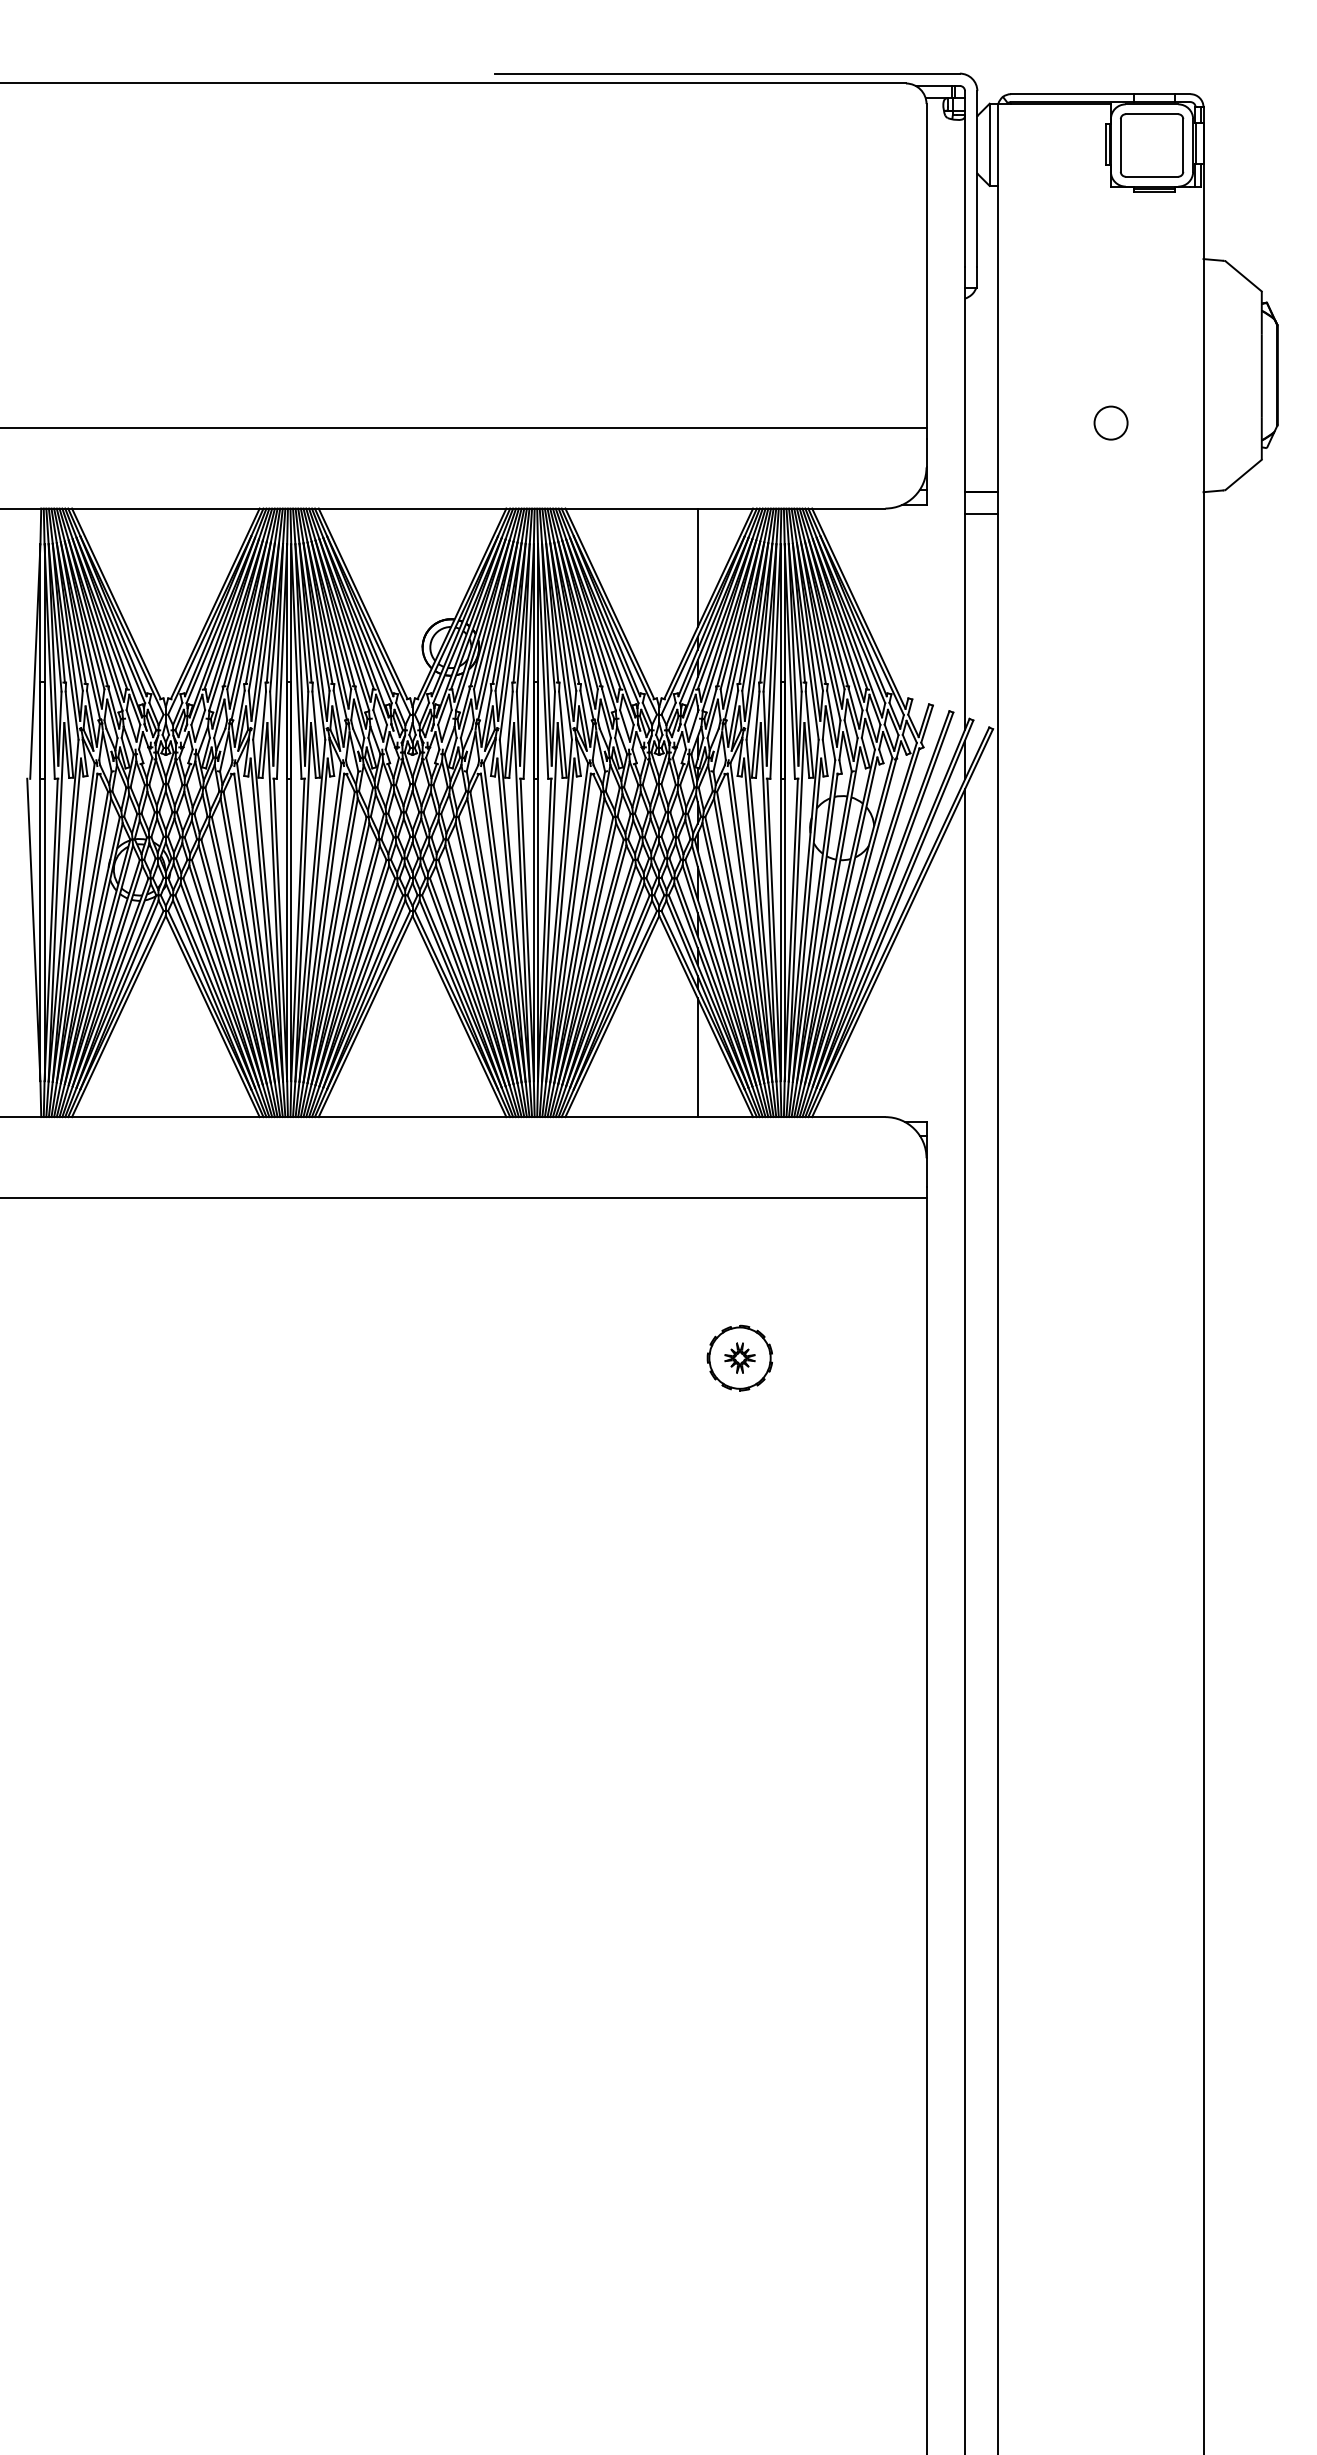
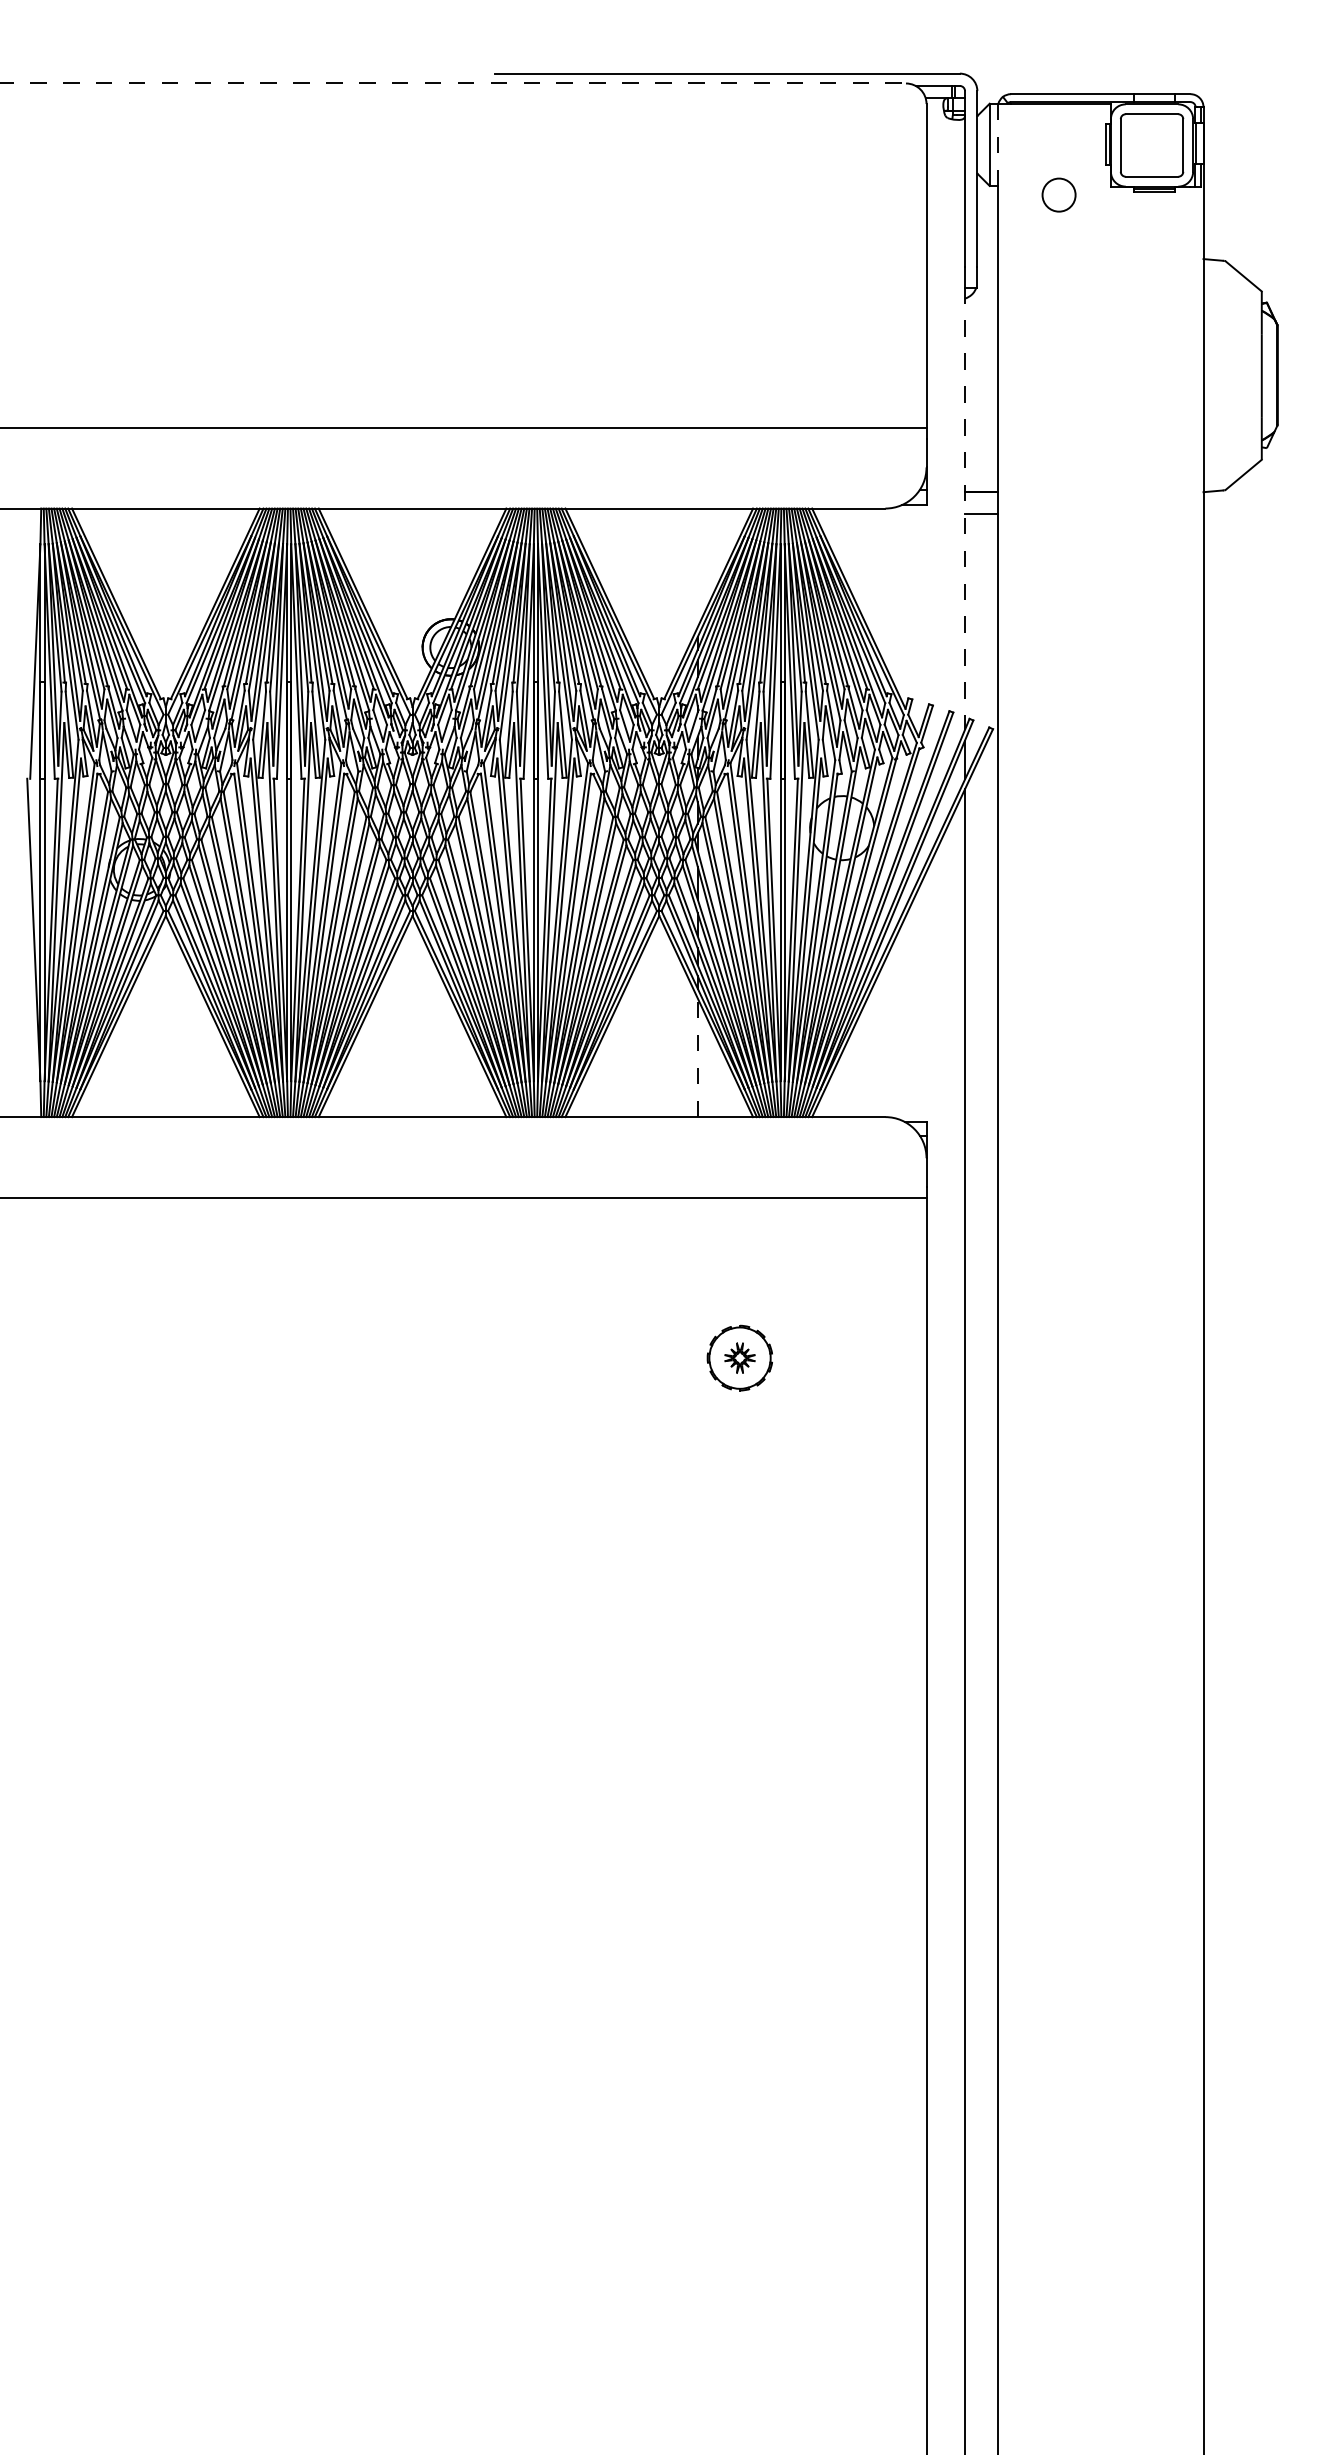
line: solid -> dashed (453, 83)
line: solid -> dashed (997, 144)
circle position: (1110, 422) -> (1058, 194) (1058, 194)
line: solid -> dashed (965, 509)
line: present -> none (697, 567)
line: solid -> dashed (697, 1057)
